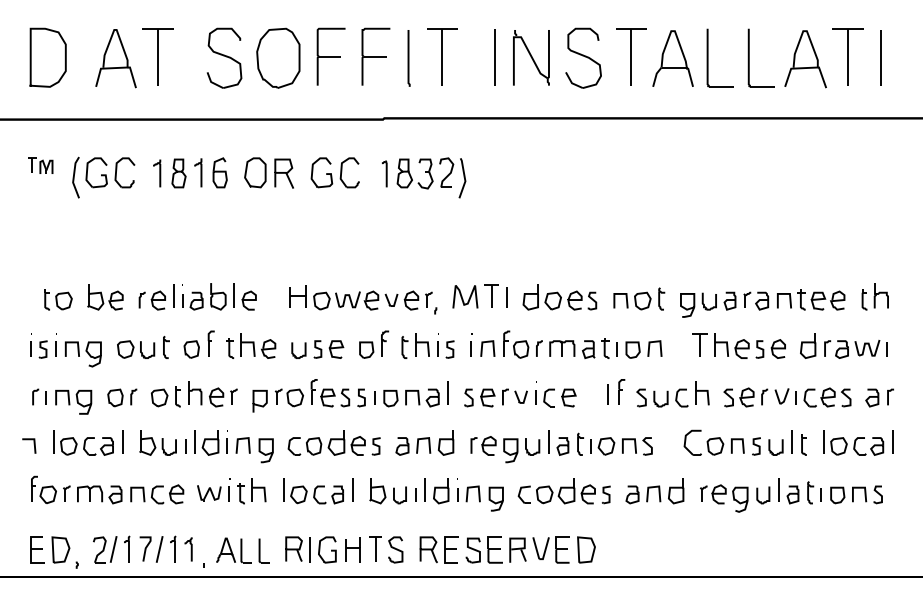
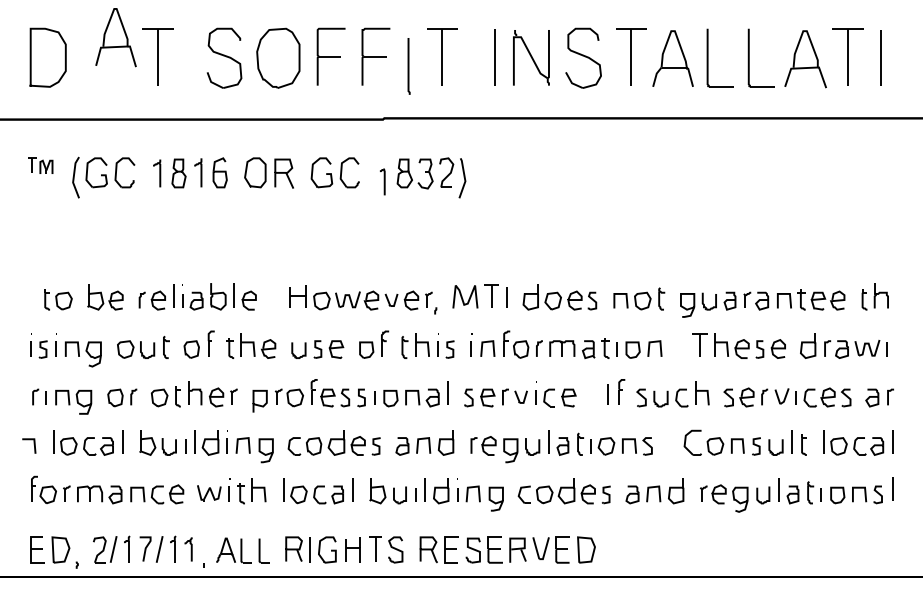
part position: (115, 58) -> (115, 37) (115, 37)
line position: (408, 58) -> (408, 66) (408, 66)
part position: (384, 173) -> (382, 181) (382, 181)
line: none -> present (892, 488)
